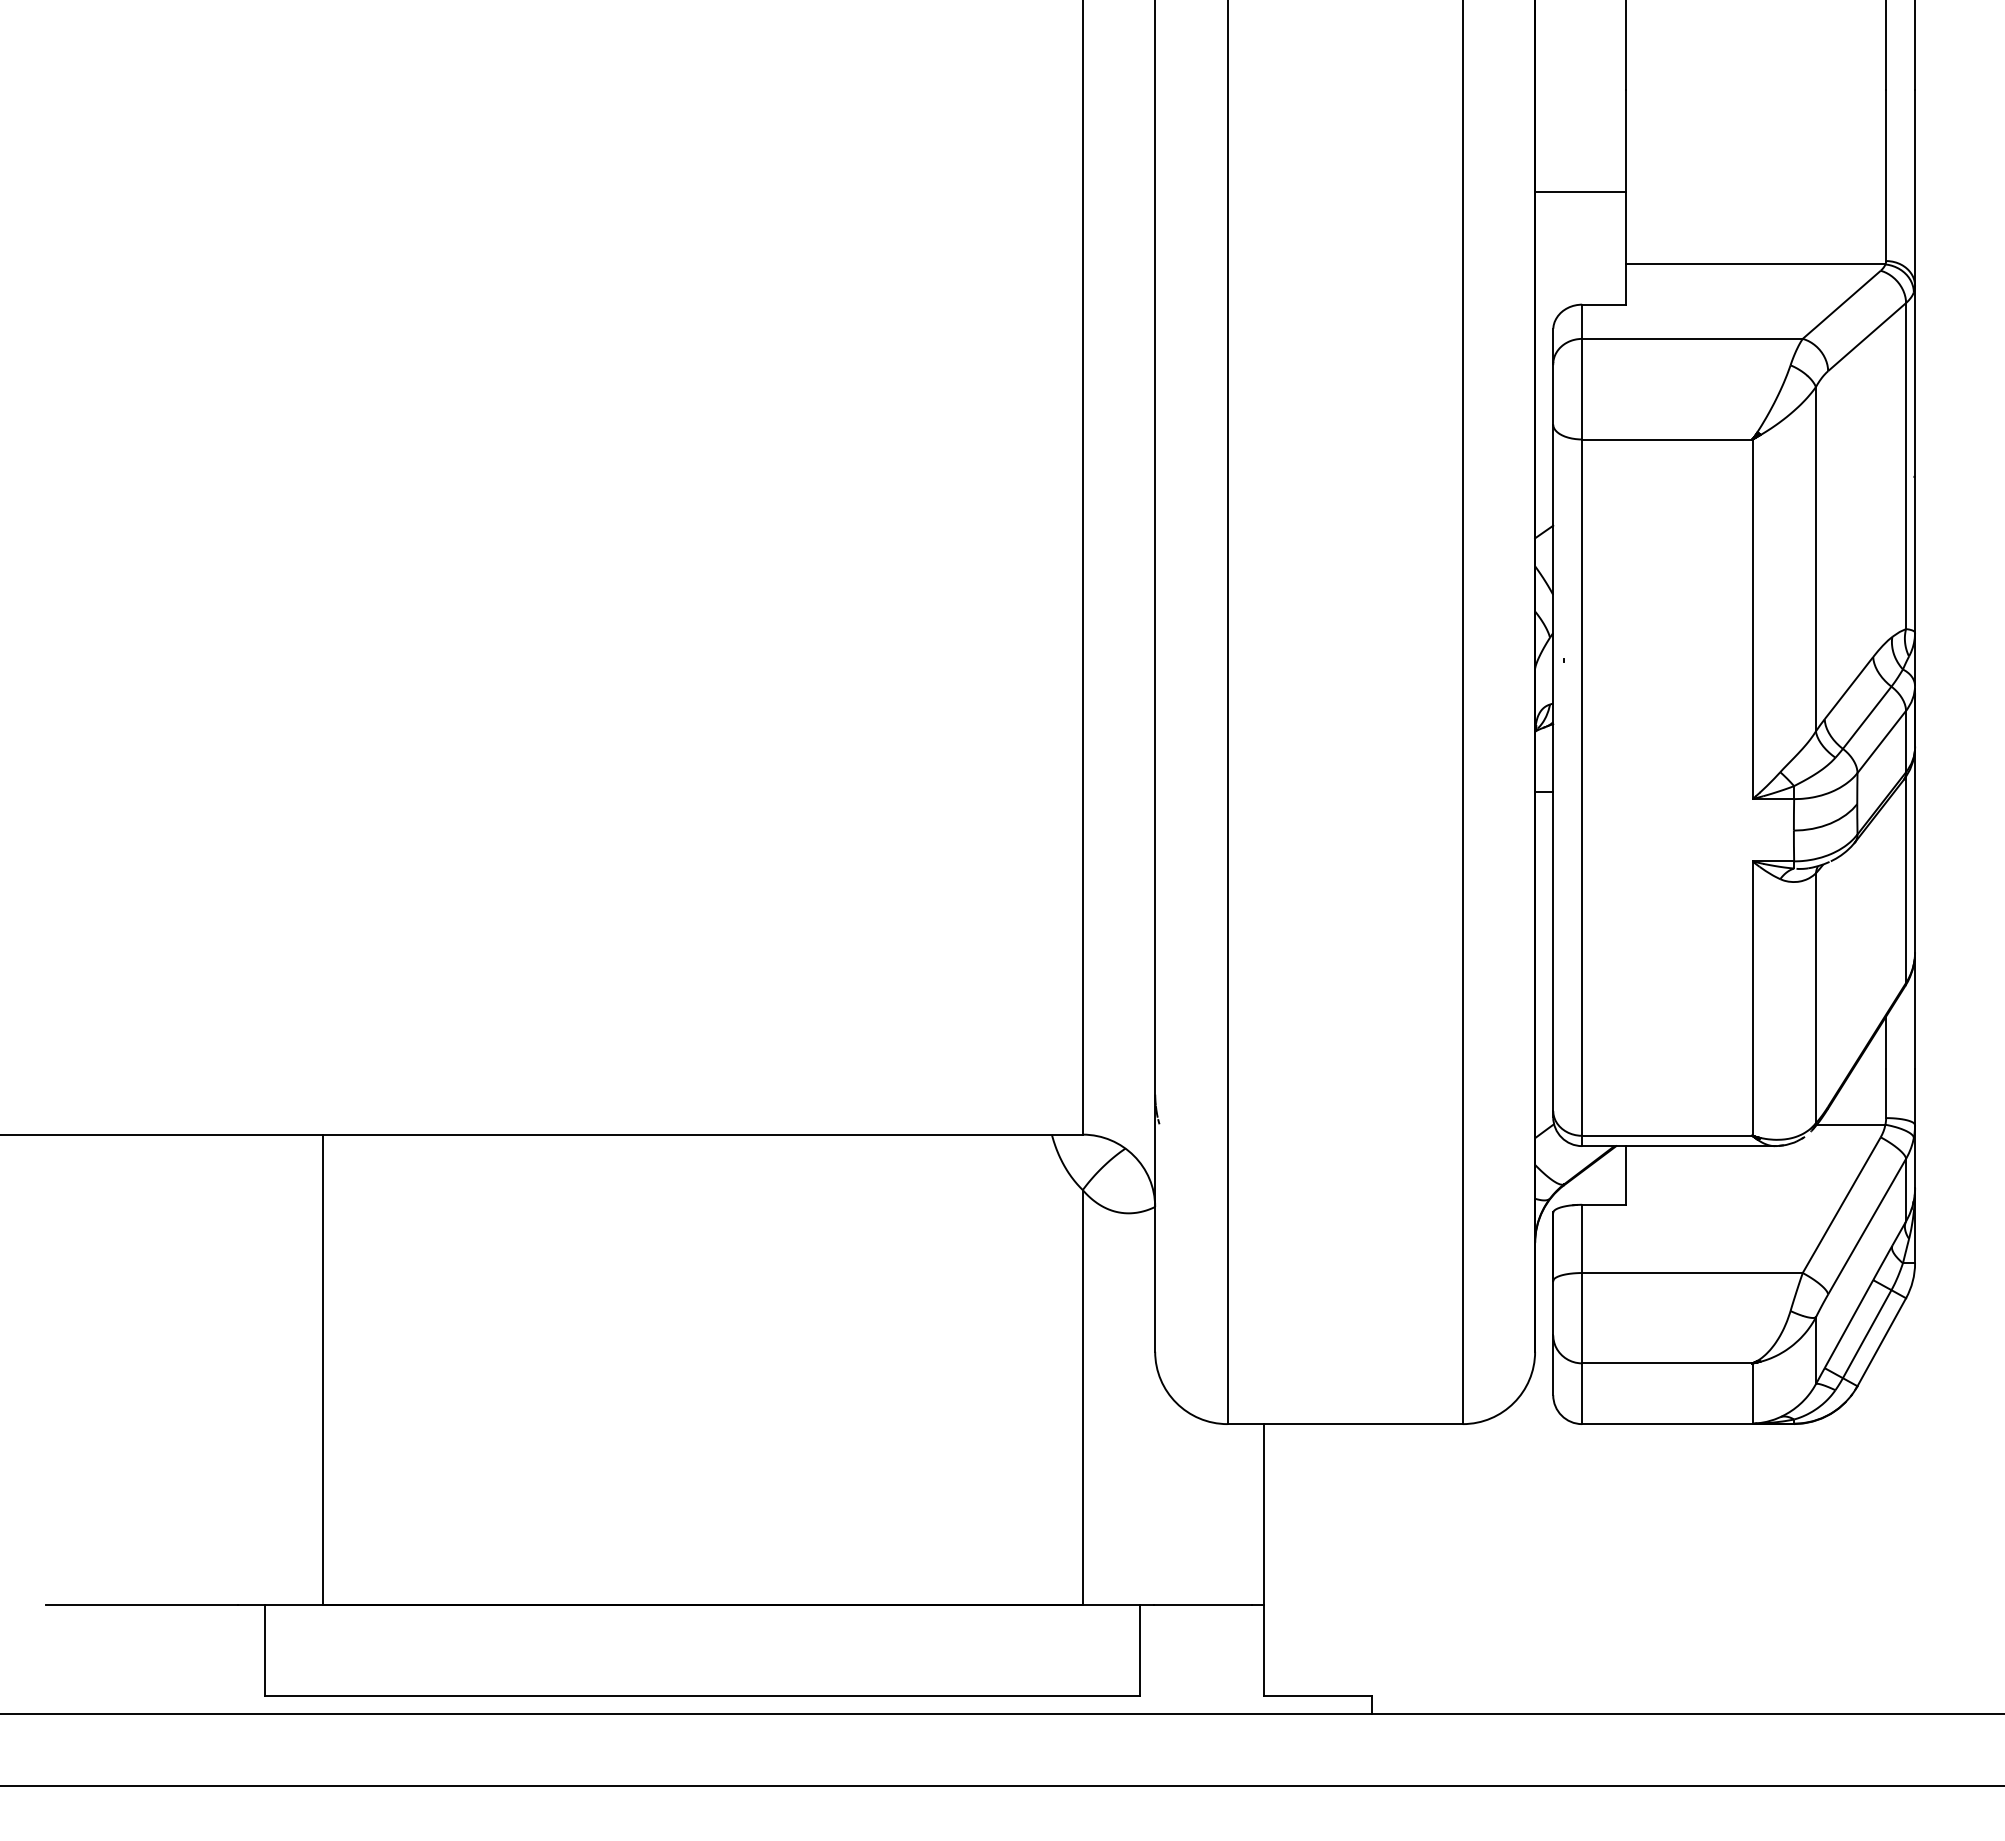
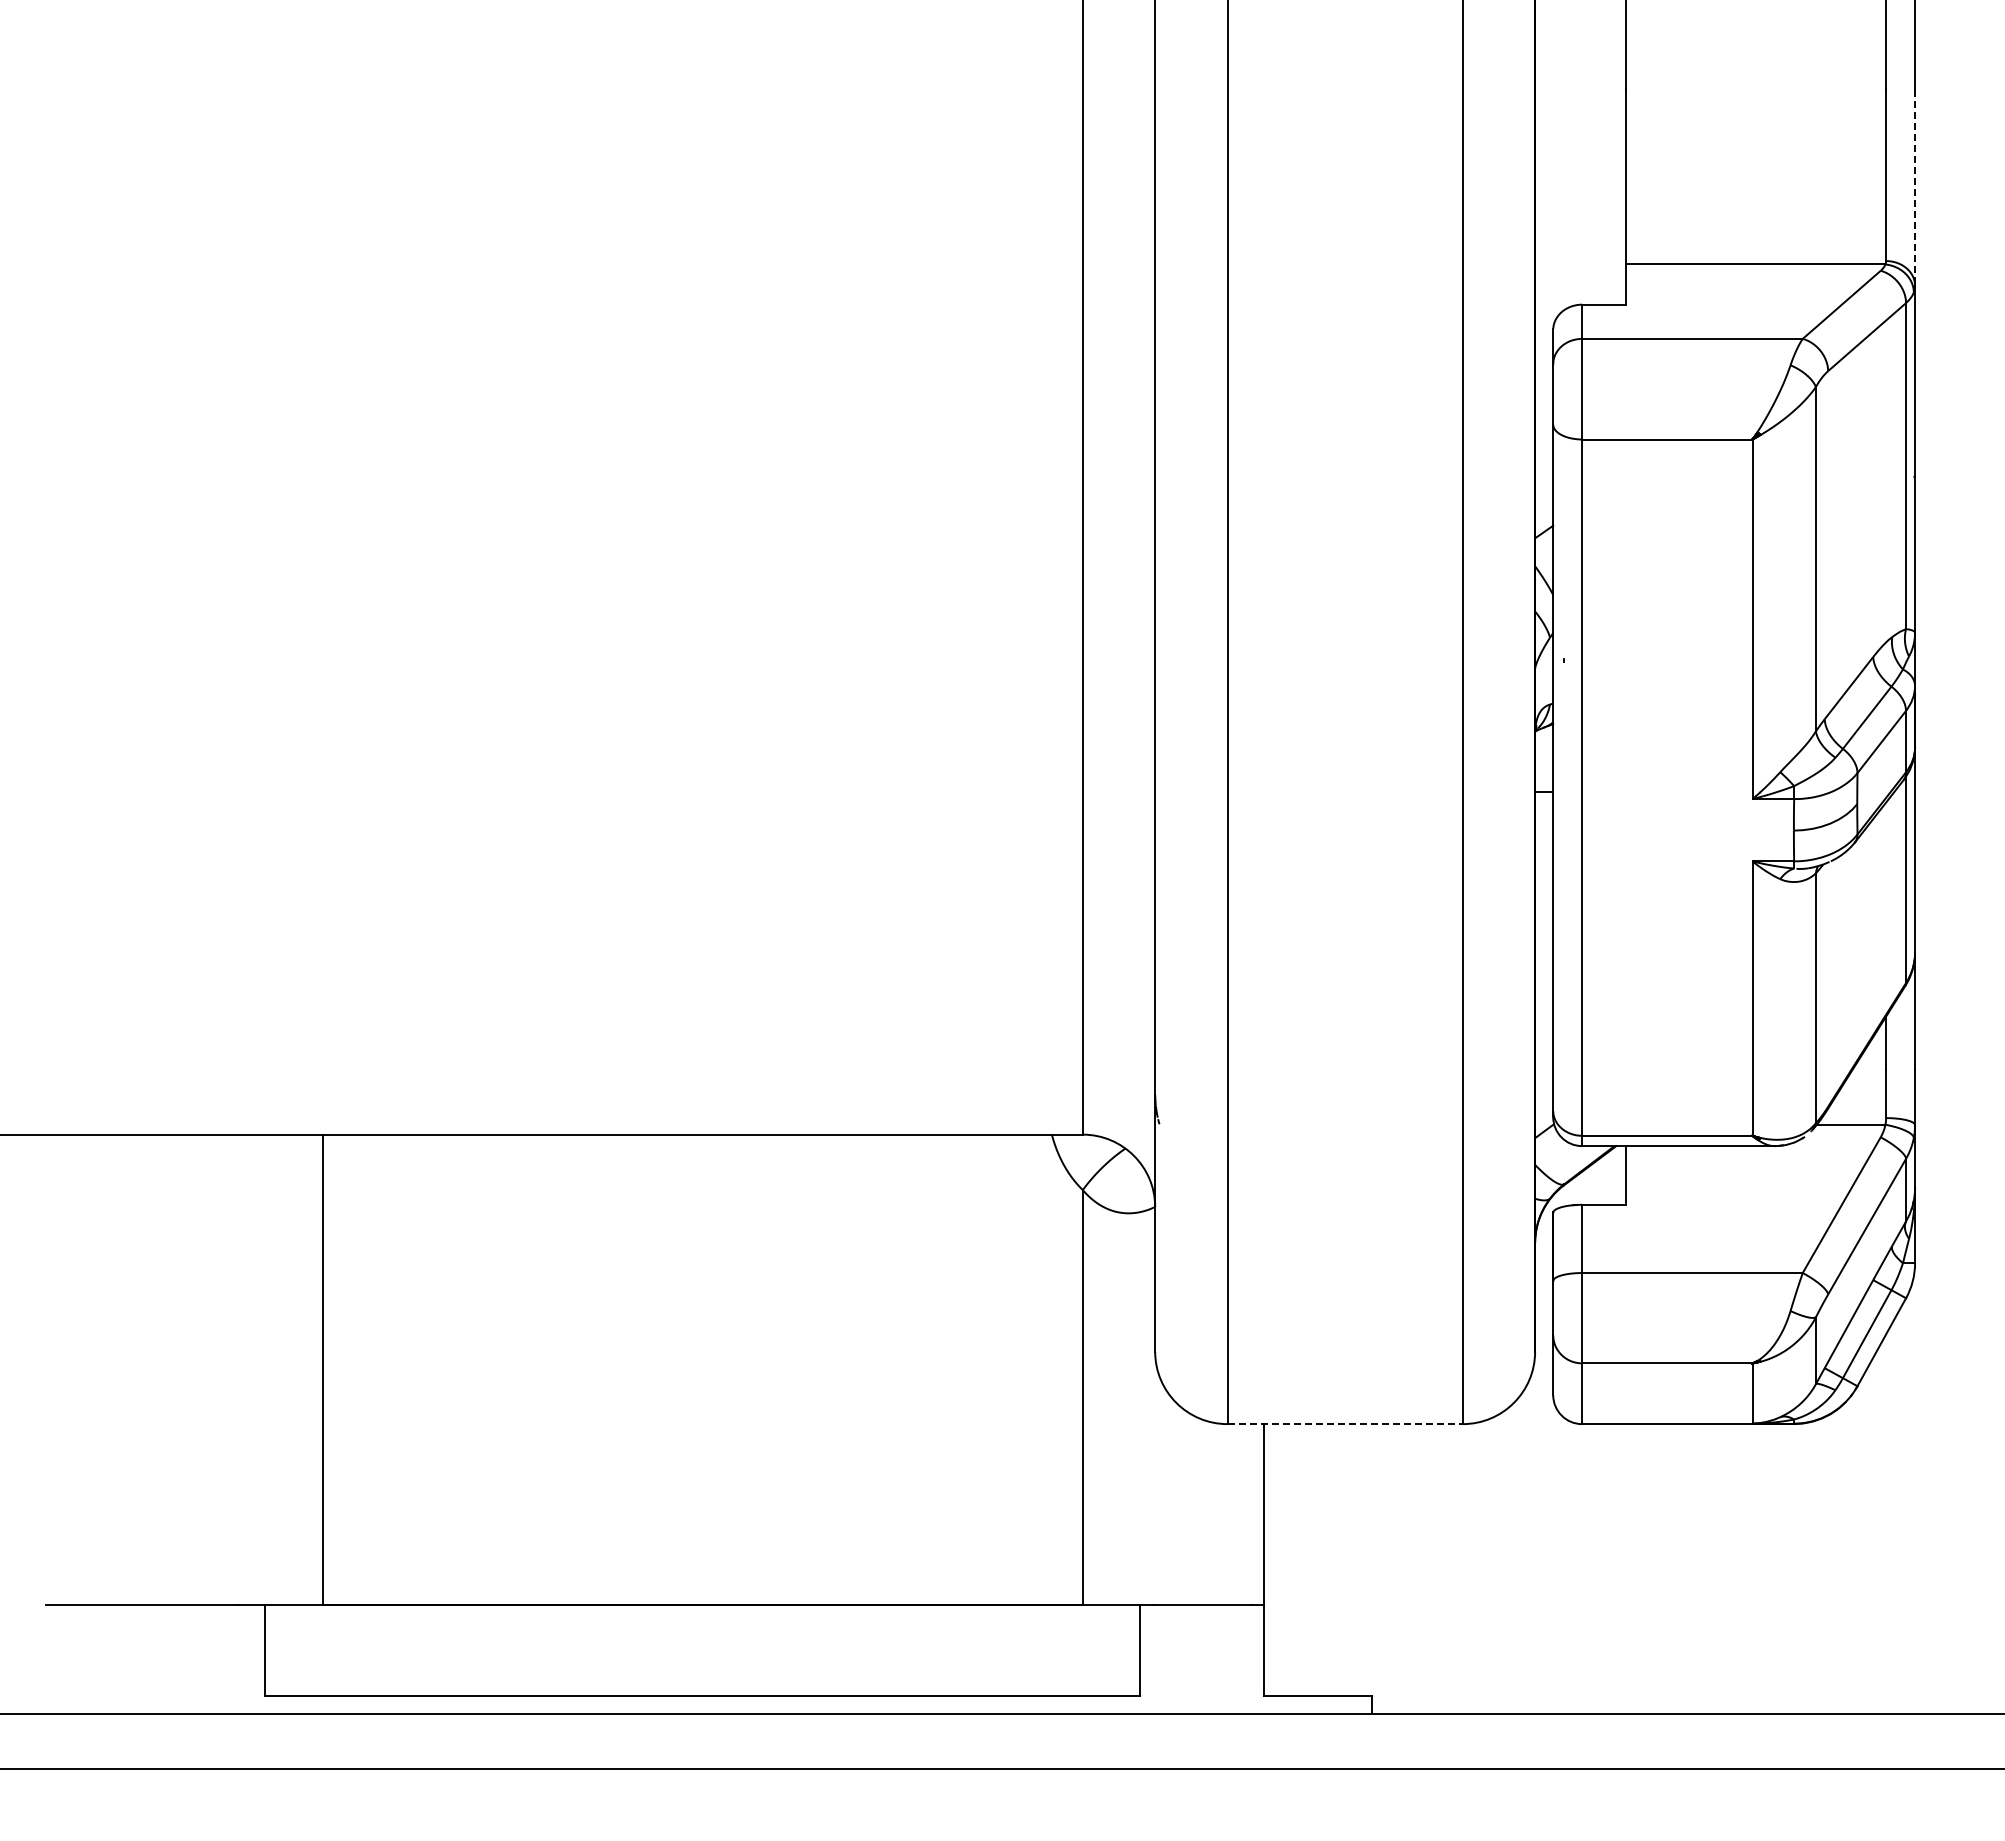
line: solid -> dashed (1915, 188)
line: present -> none (1580, 192)
line: solid -> dashed (1345, 1424)
line position: (1001, 1785) -> (1001, 1768) (1001, 1768)
